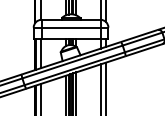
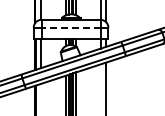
line: solid -> dashed (70, 27)
line: present -> none (100, 88)
line: present -> none (41, 97)
